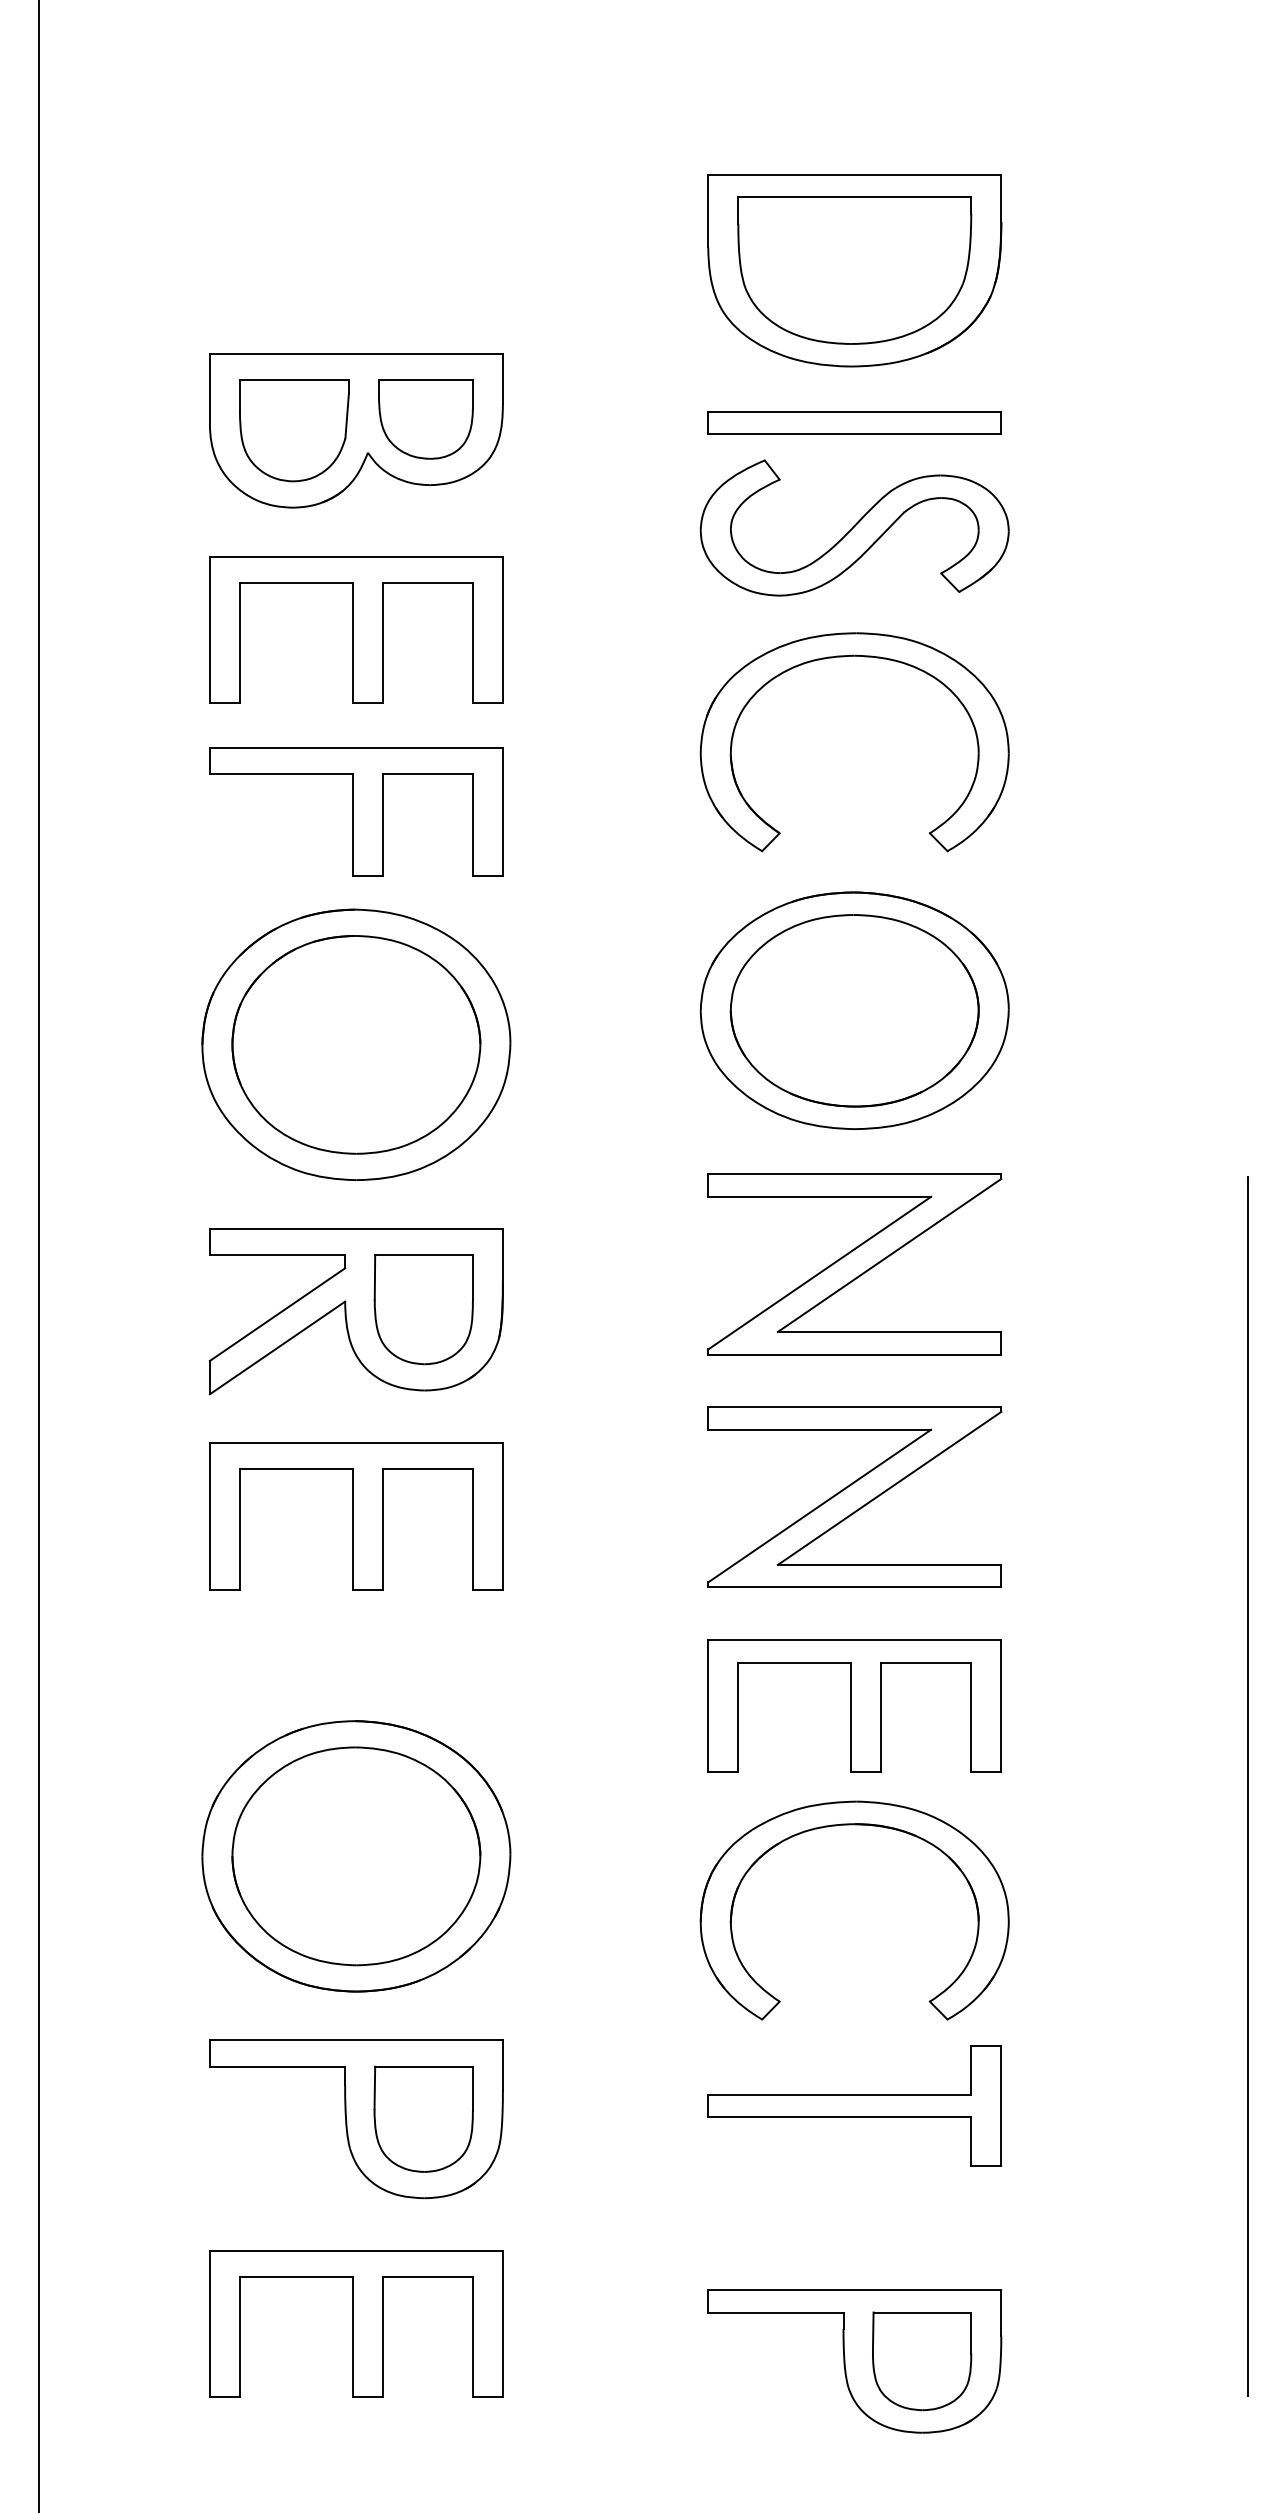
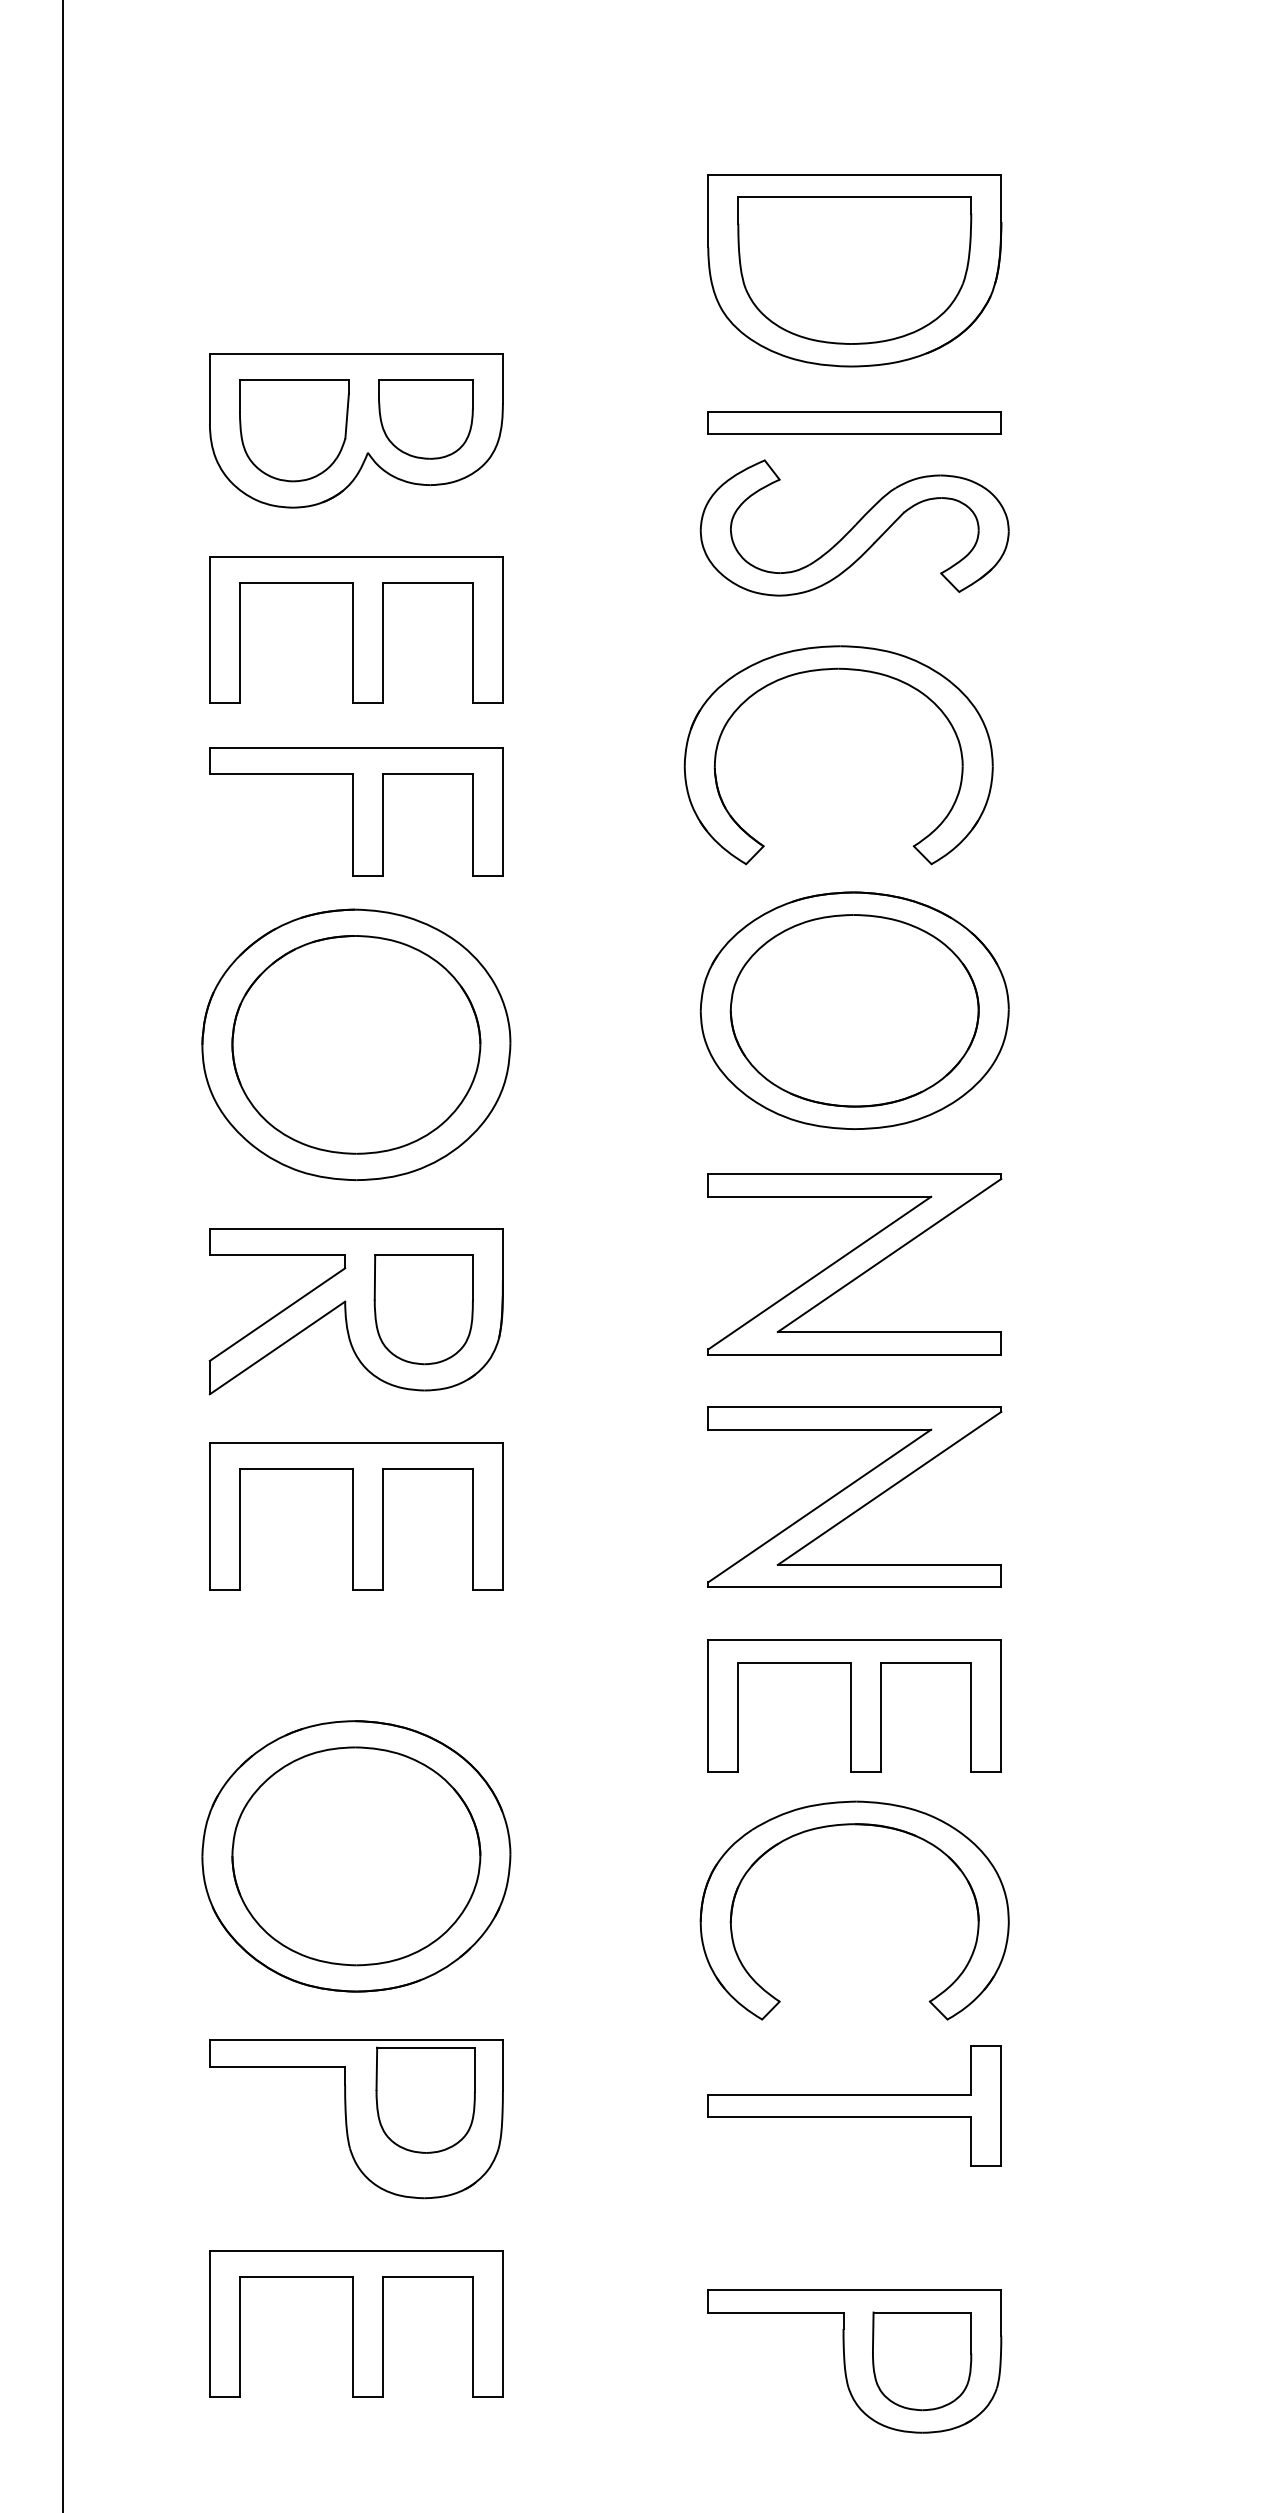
part position: (844, 657) -> (828, 670) (828, 670)
line position: (38, 1255) -> (62, 1255) (62, 1255)
line: present -> none (1248, 1786)
part position: (423, 2118) -> (425, 2099) (425, 2099)
